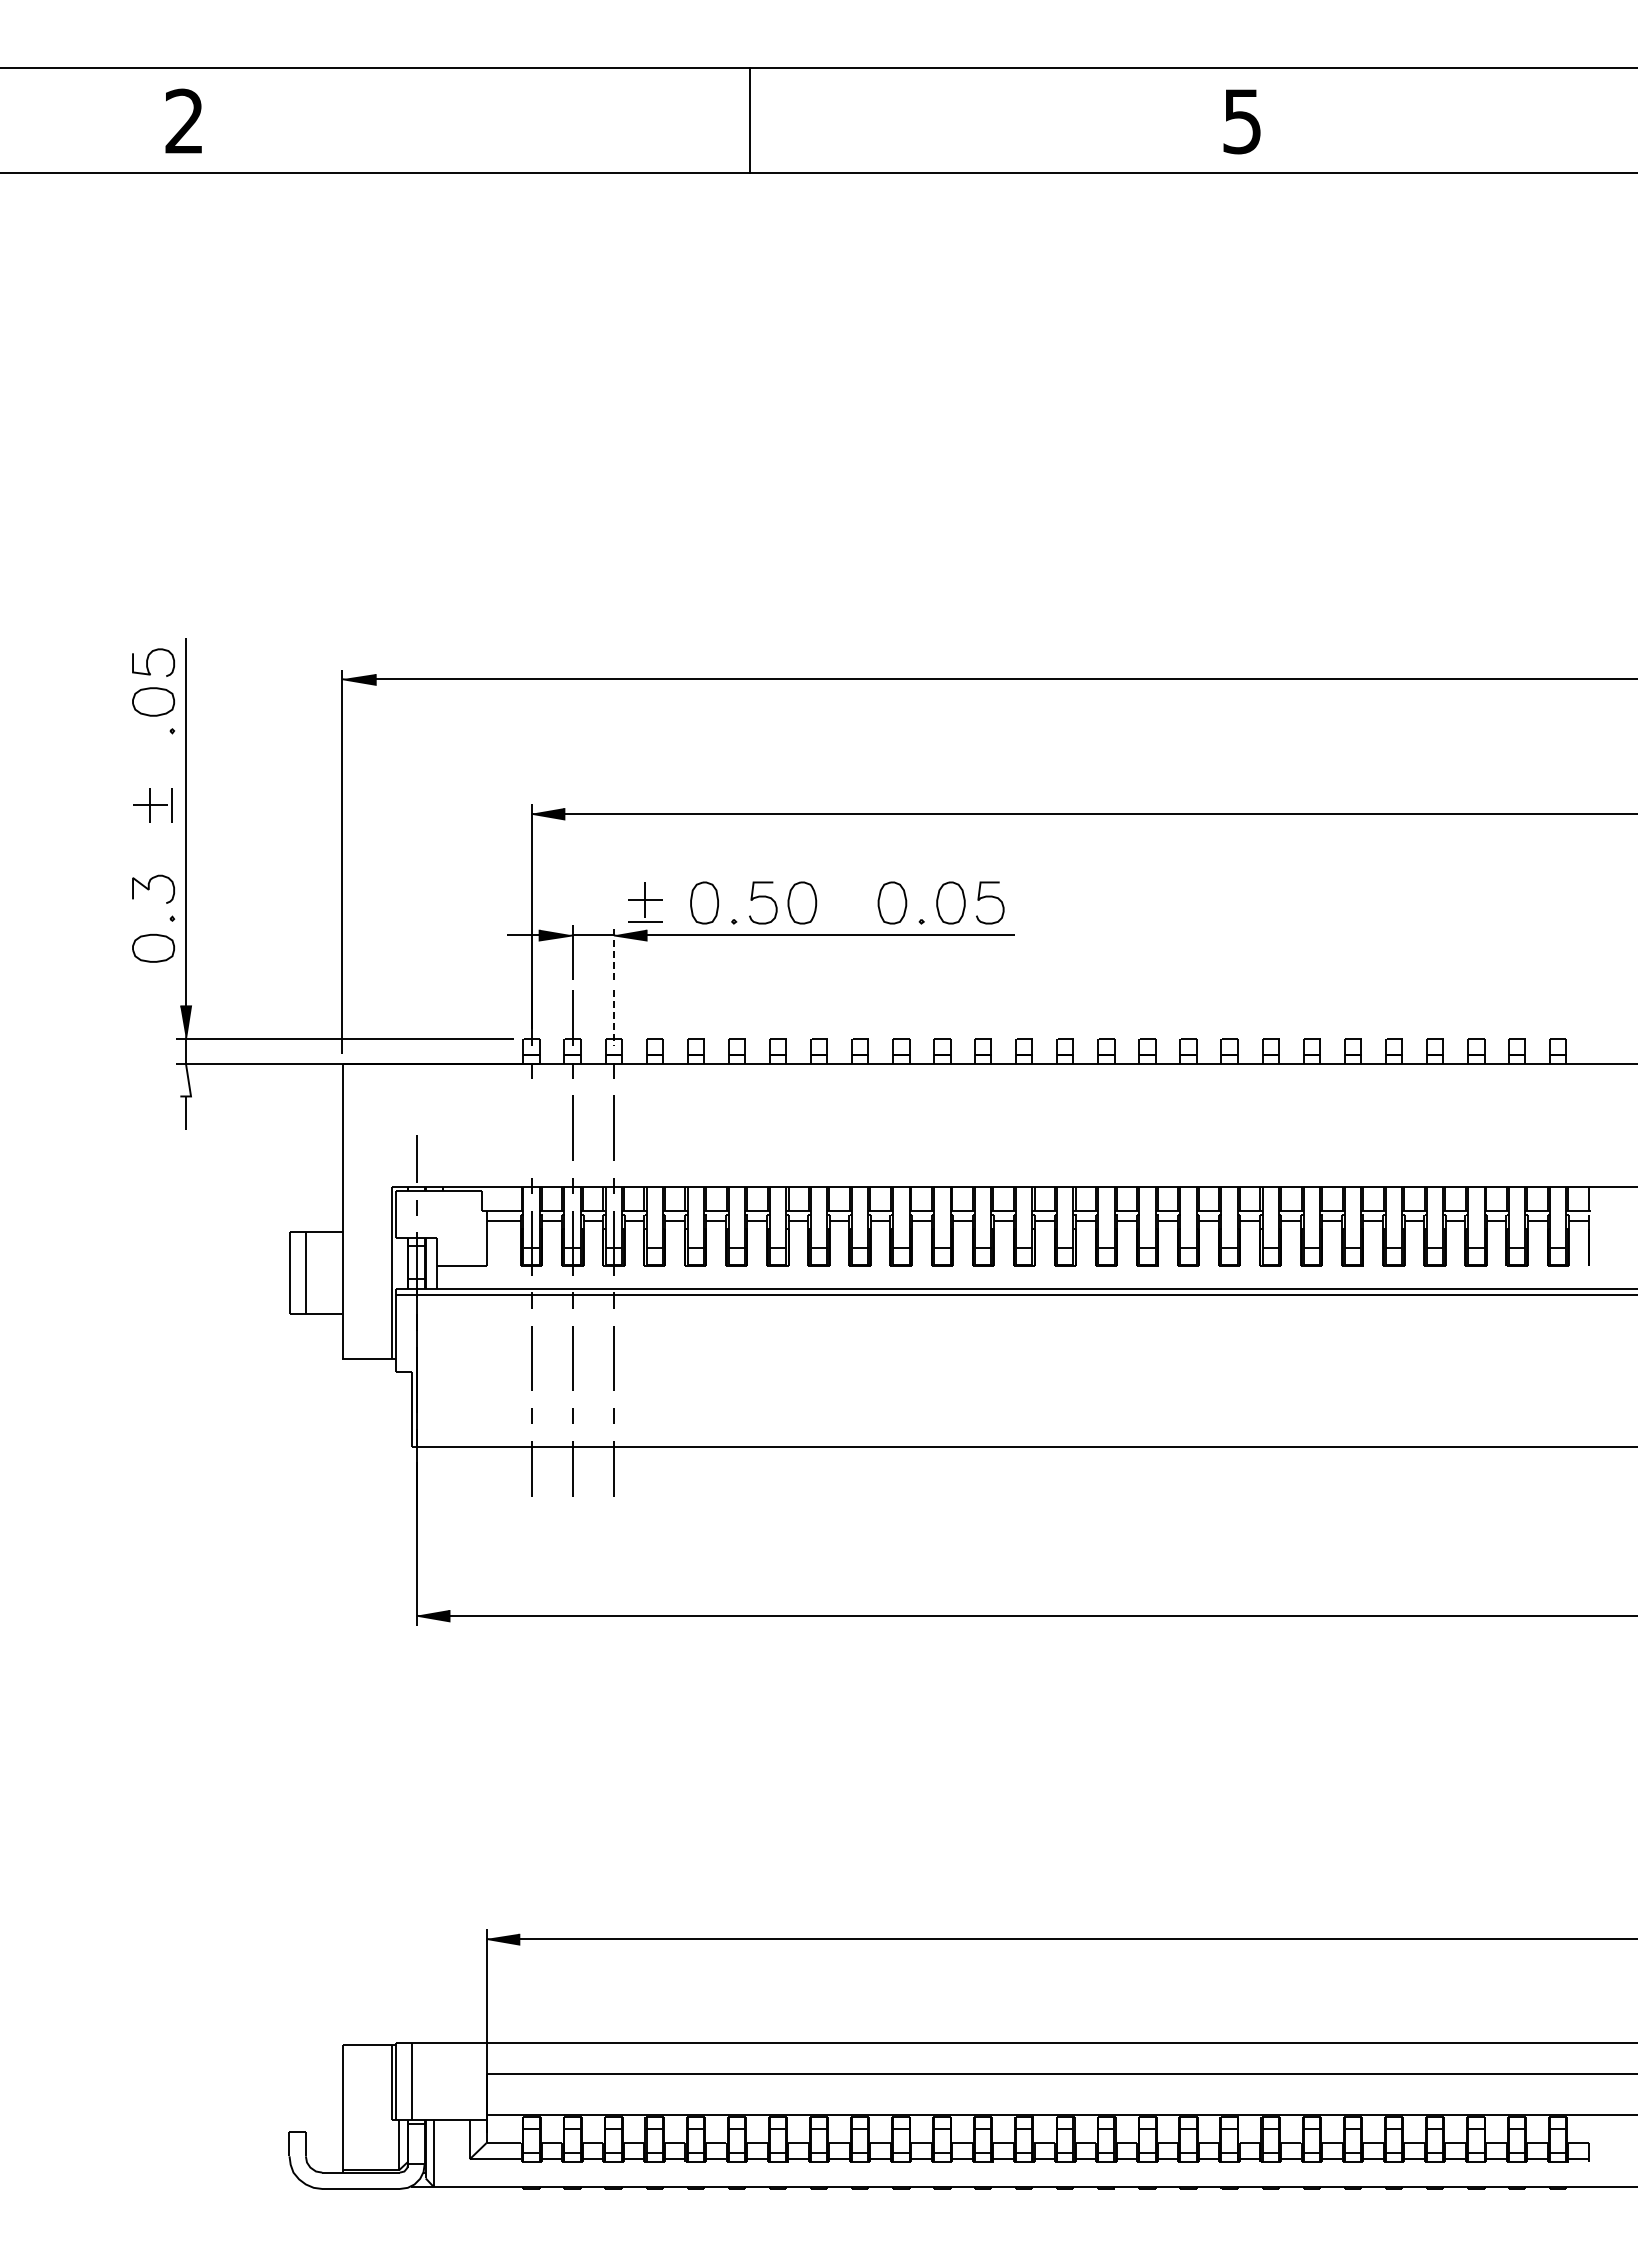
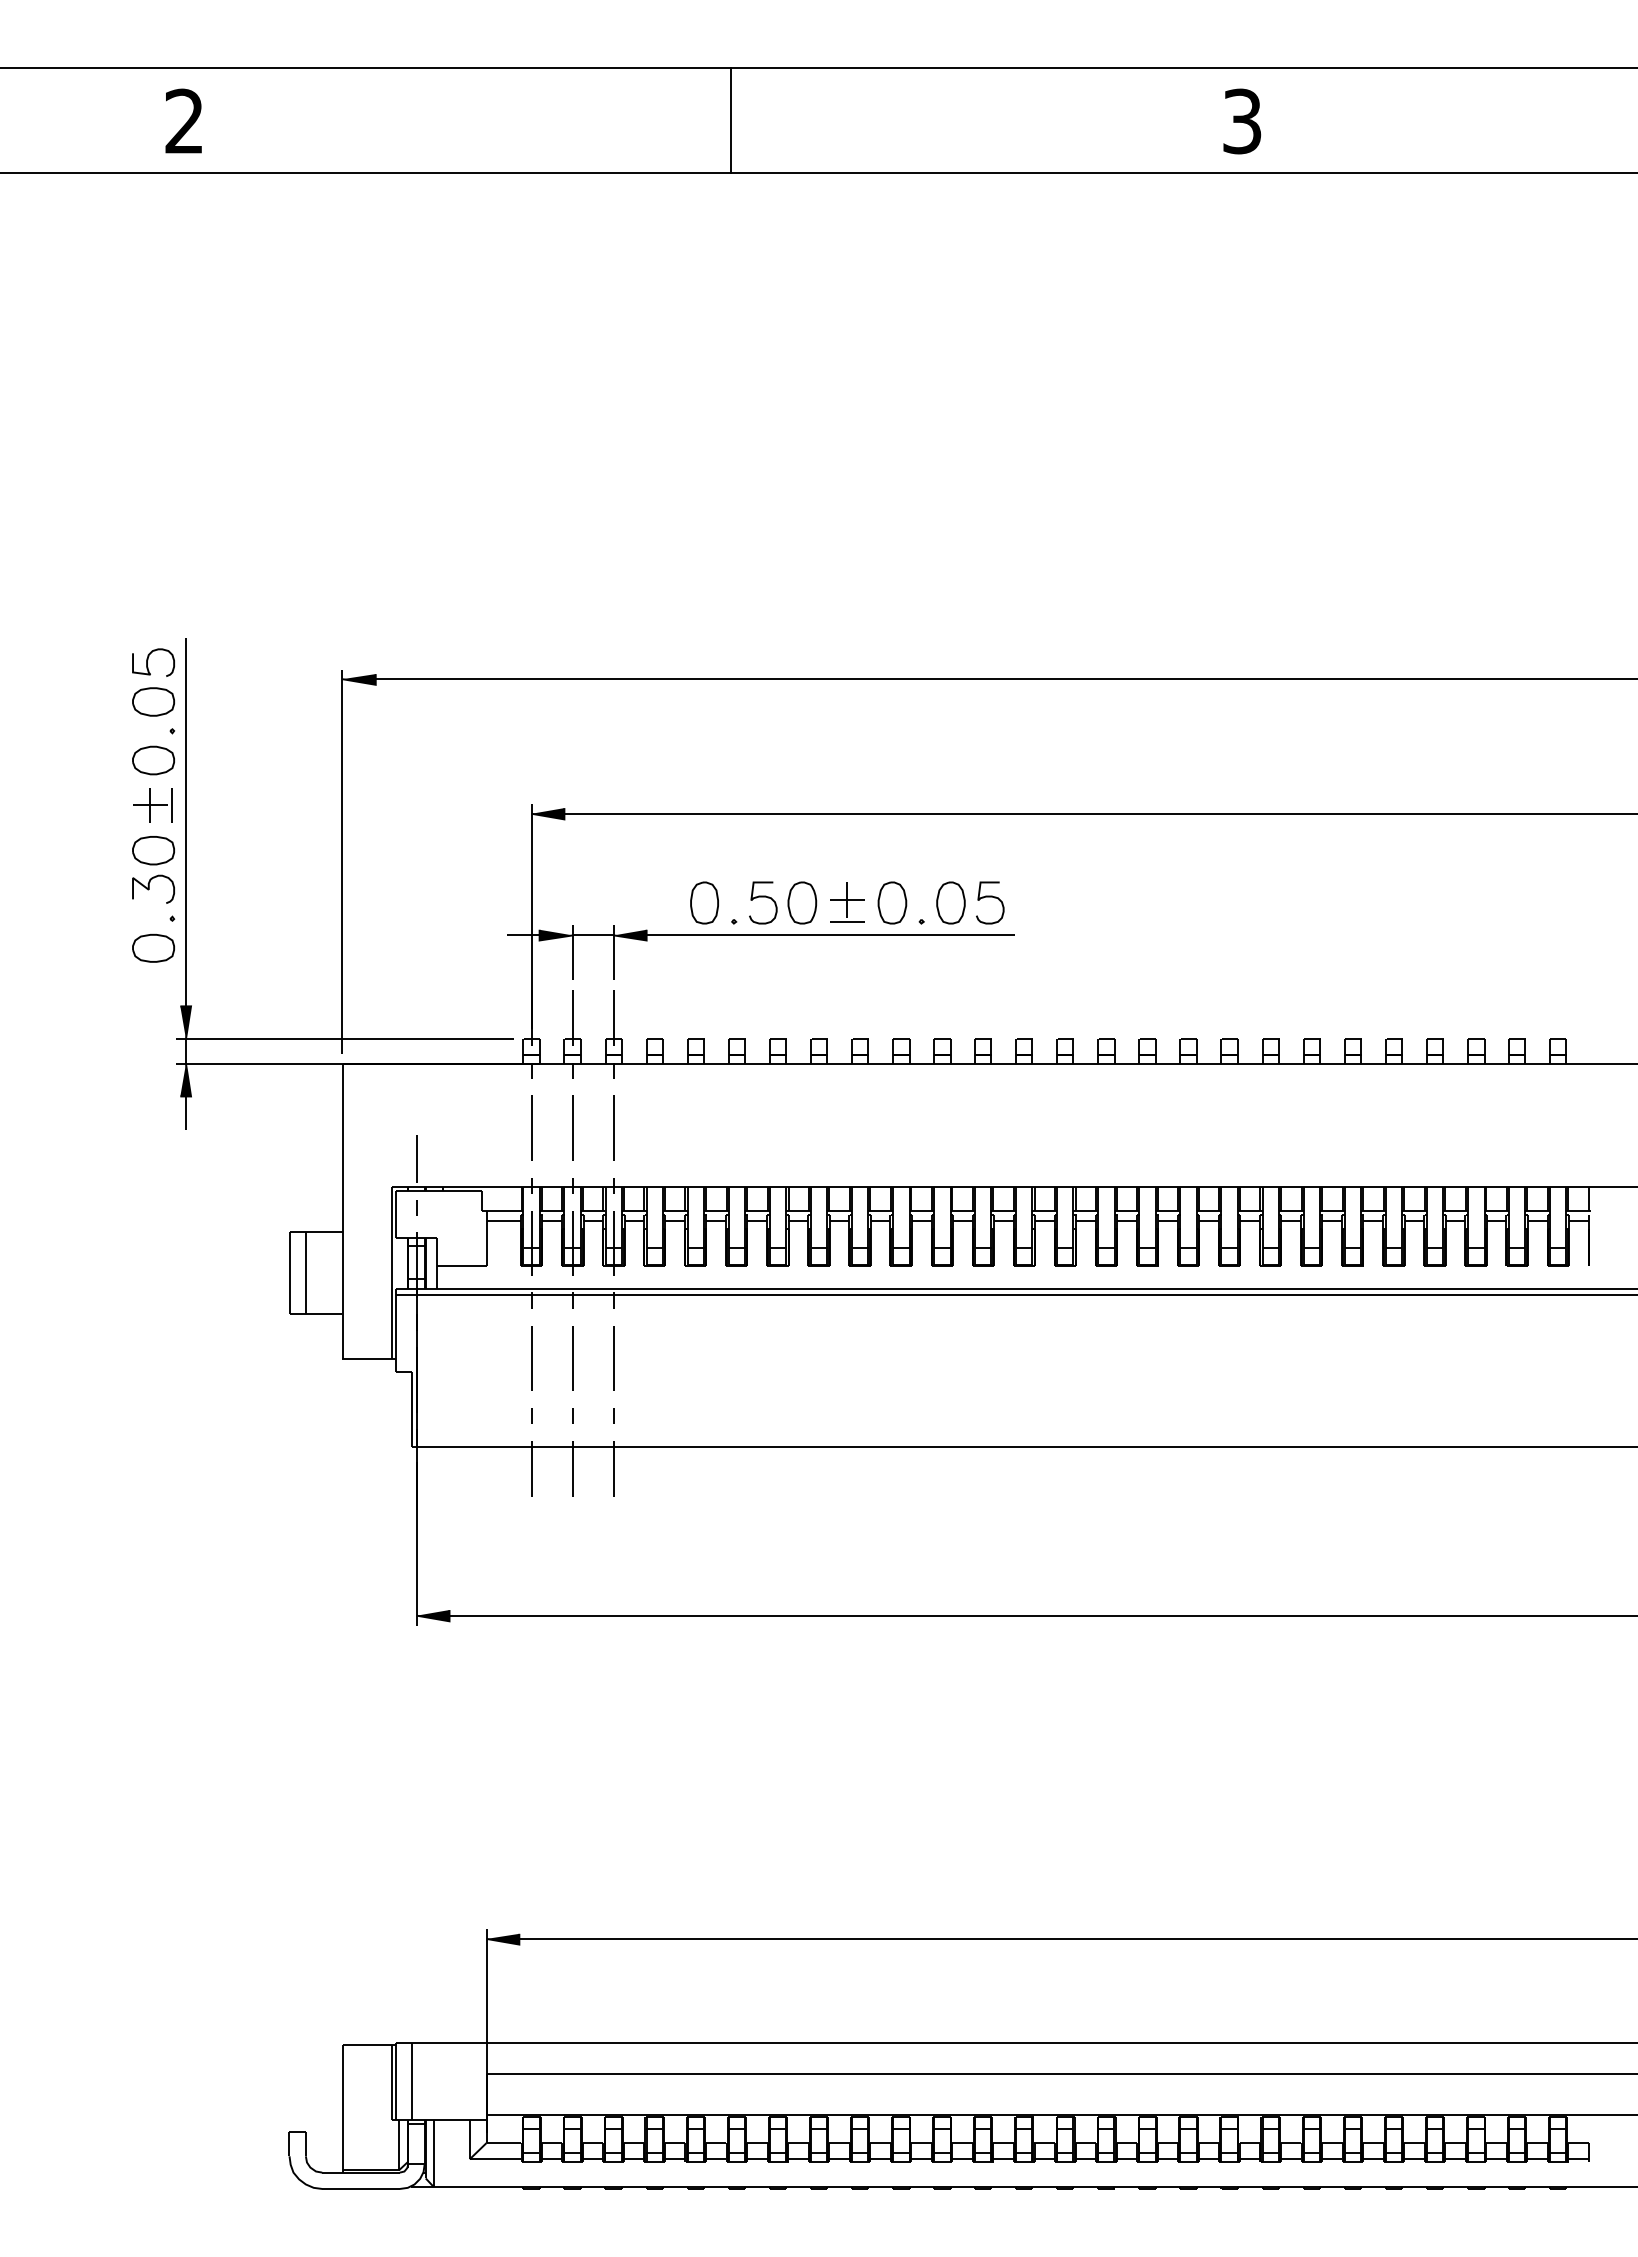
line position: (749, 120) -> (730, 120) (730, 120)
text: 5 -> 3 (1242, 120)
part: none -> present (153, 760)
part: none -> present (153, 850)
part position: (645, 902) -> (847, 902) (847, 902)
line: dashed -> solid (613, 952)
line: dashed -> solid (613, 1018)
fill: none -> present (185, 1079)
line: none -> present (531, 1127)
